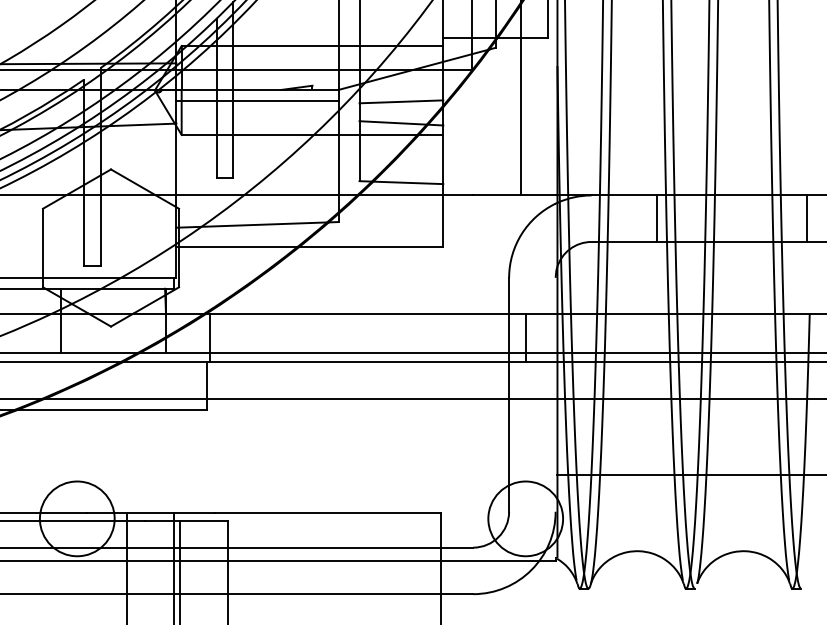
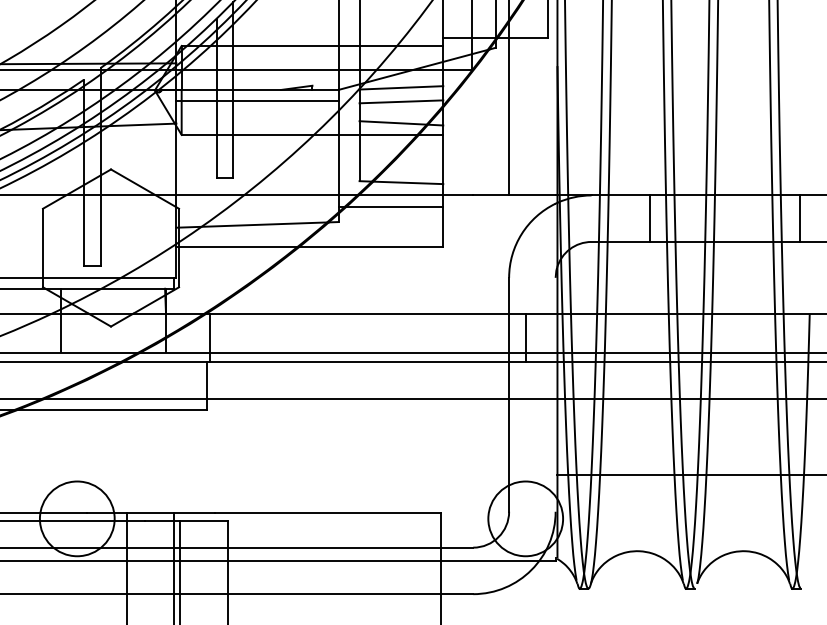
line: none -> present (401, 87)
line position: (521, 98) -> (509, 98) (509, 98)
line: none -> present (390, 206)
line position: (657, 218) -> (650, 218) (650, 218)
line position: (806, 218) -> (799, 218) (799, 218)
